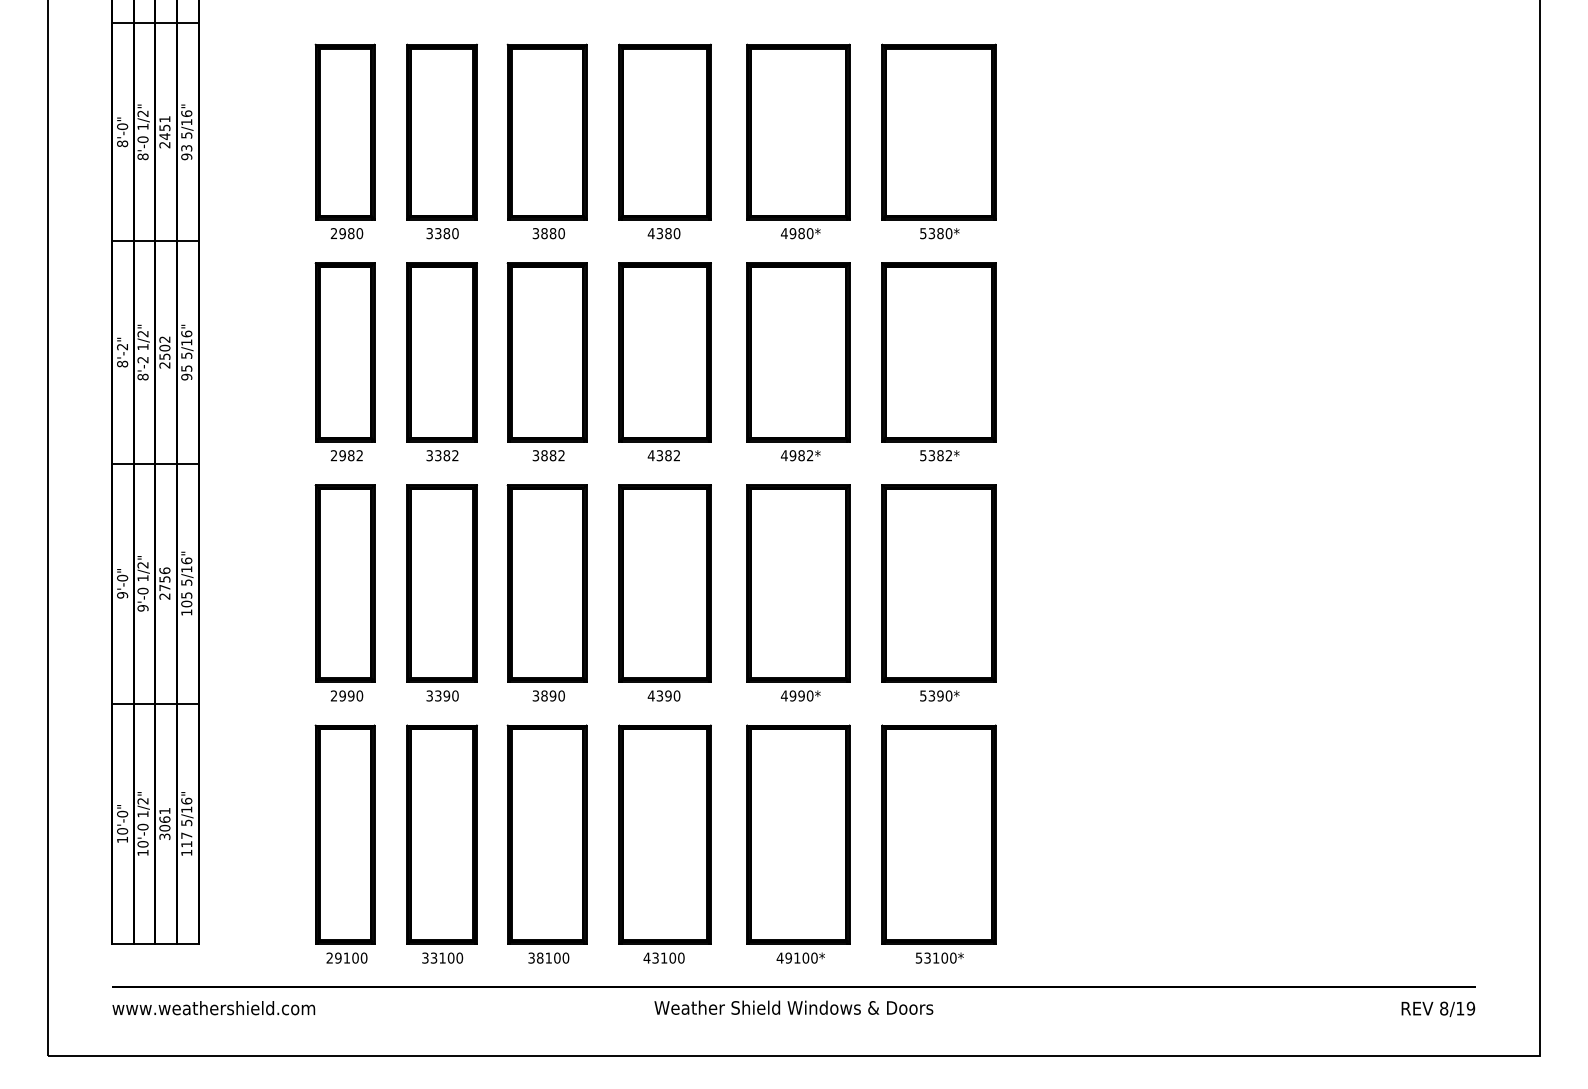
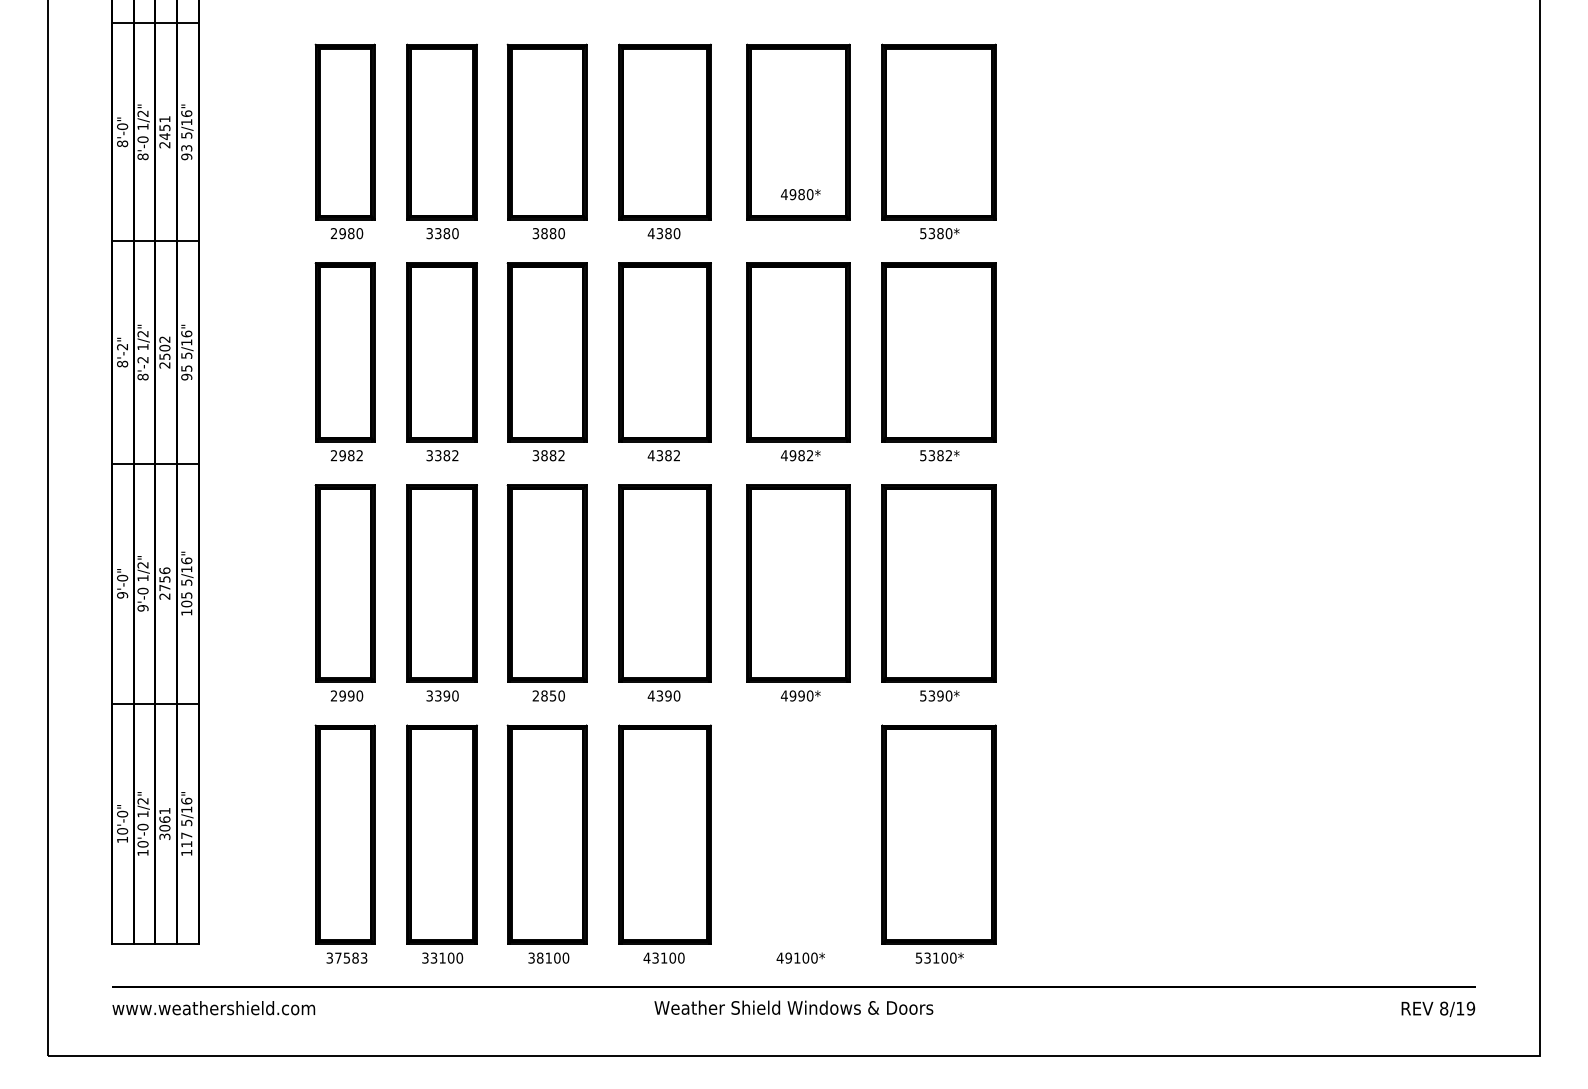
text position: (800, 233) -> (800, 194) (800, 194)
text: 3890 -> 2850 (544, 695)
part: present -> none (798, 834)
text: 29100 -> 37583 (346, 957)
